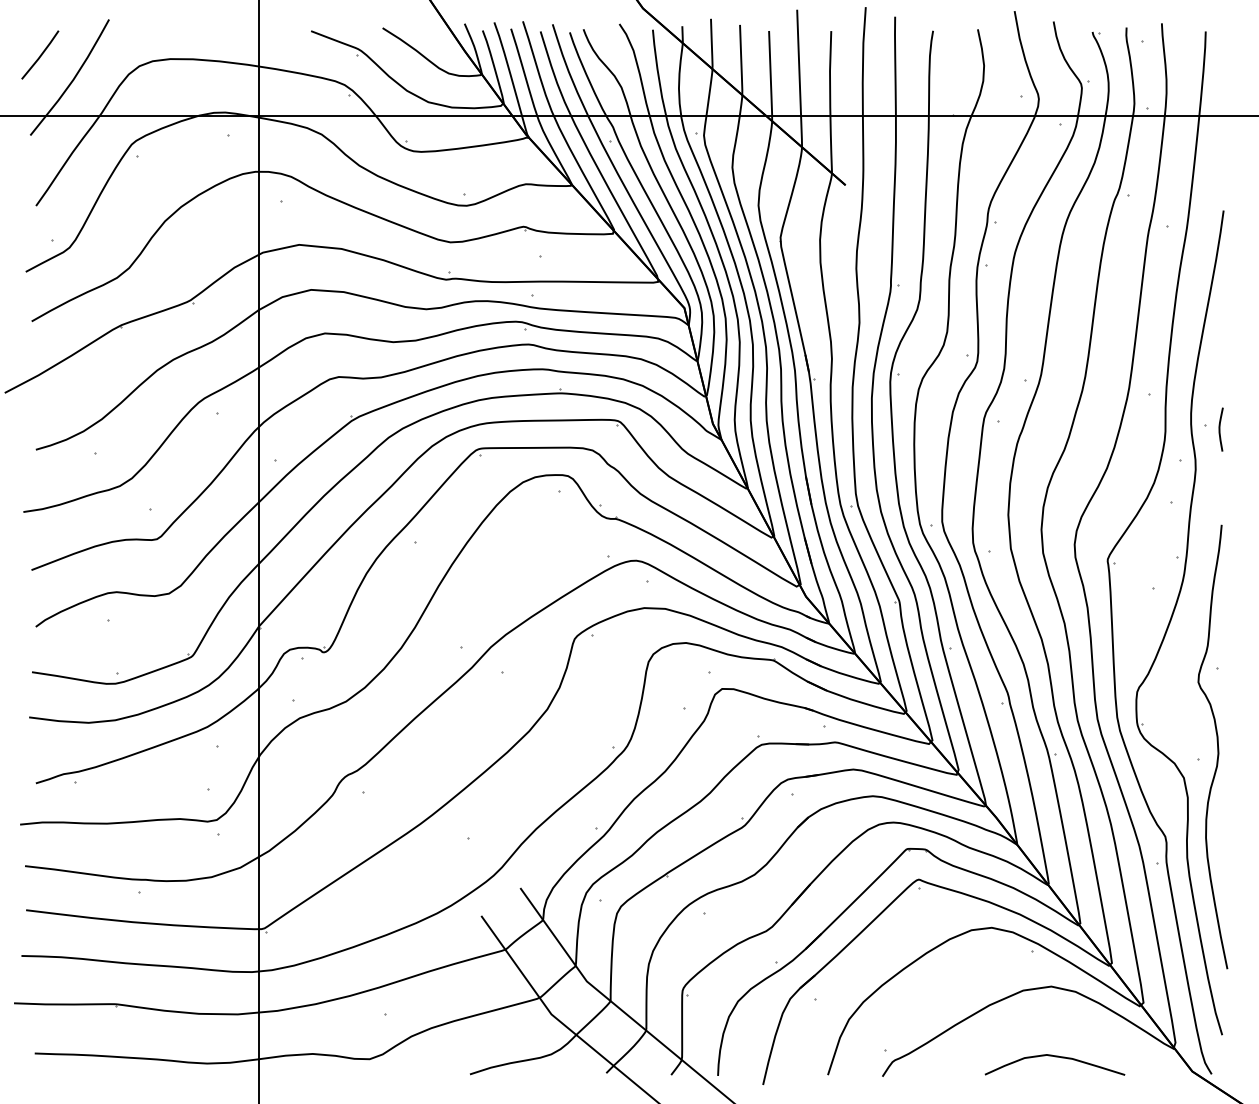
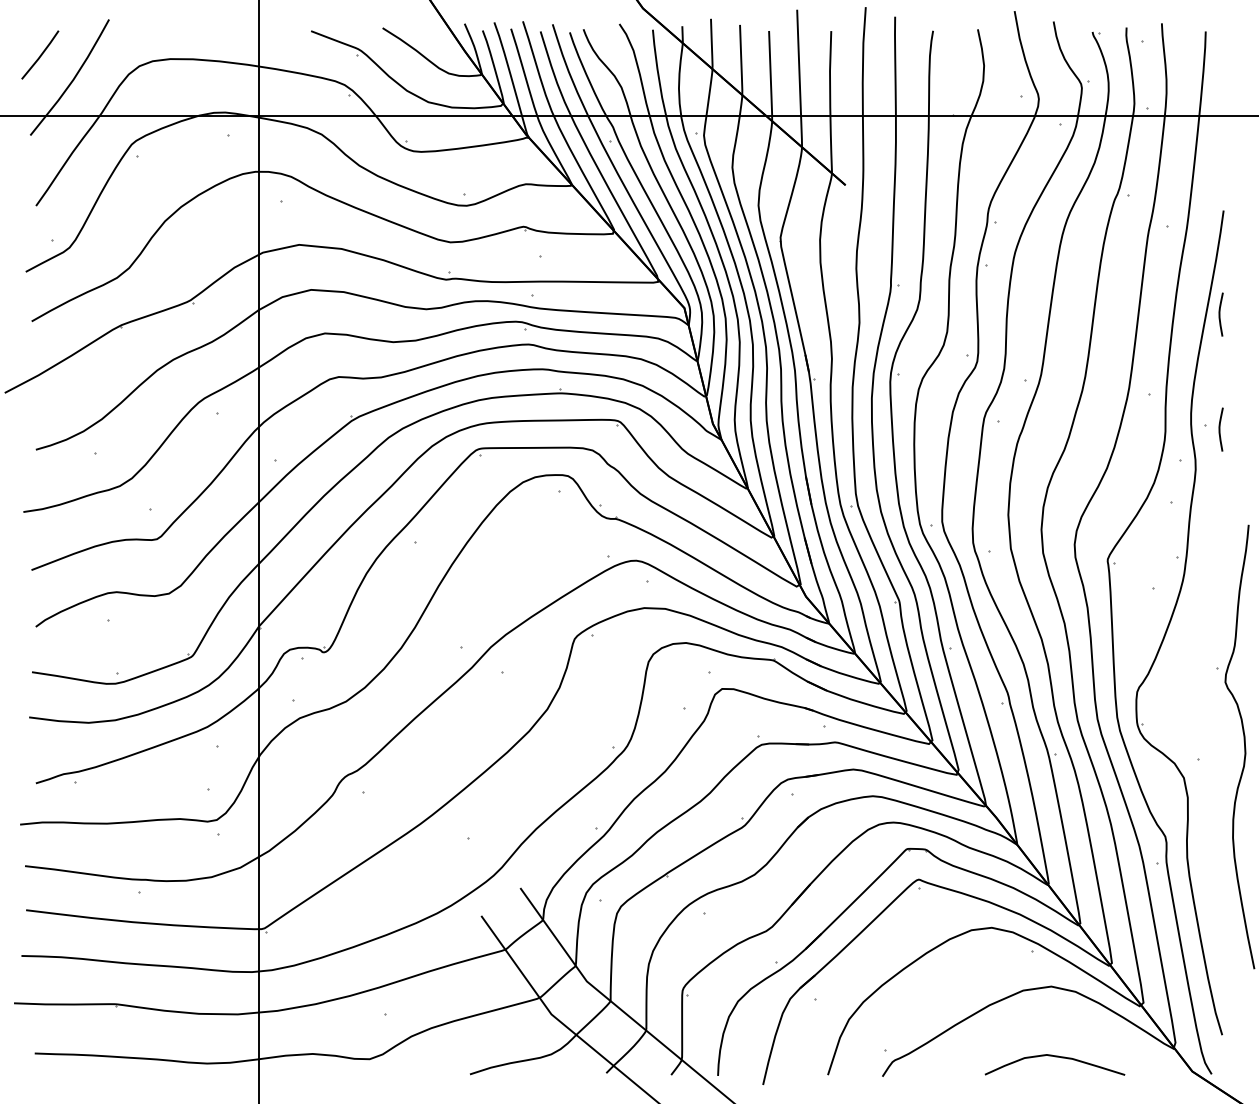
curve: none -> present (1220, 314)
curve position: (1217, 746) -> (1244, 746) (1244, 746)
